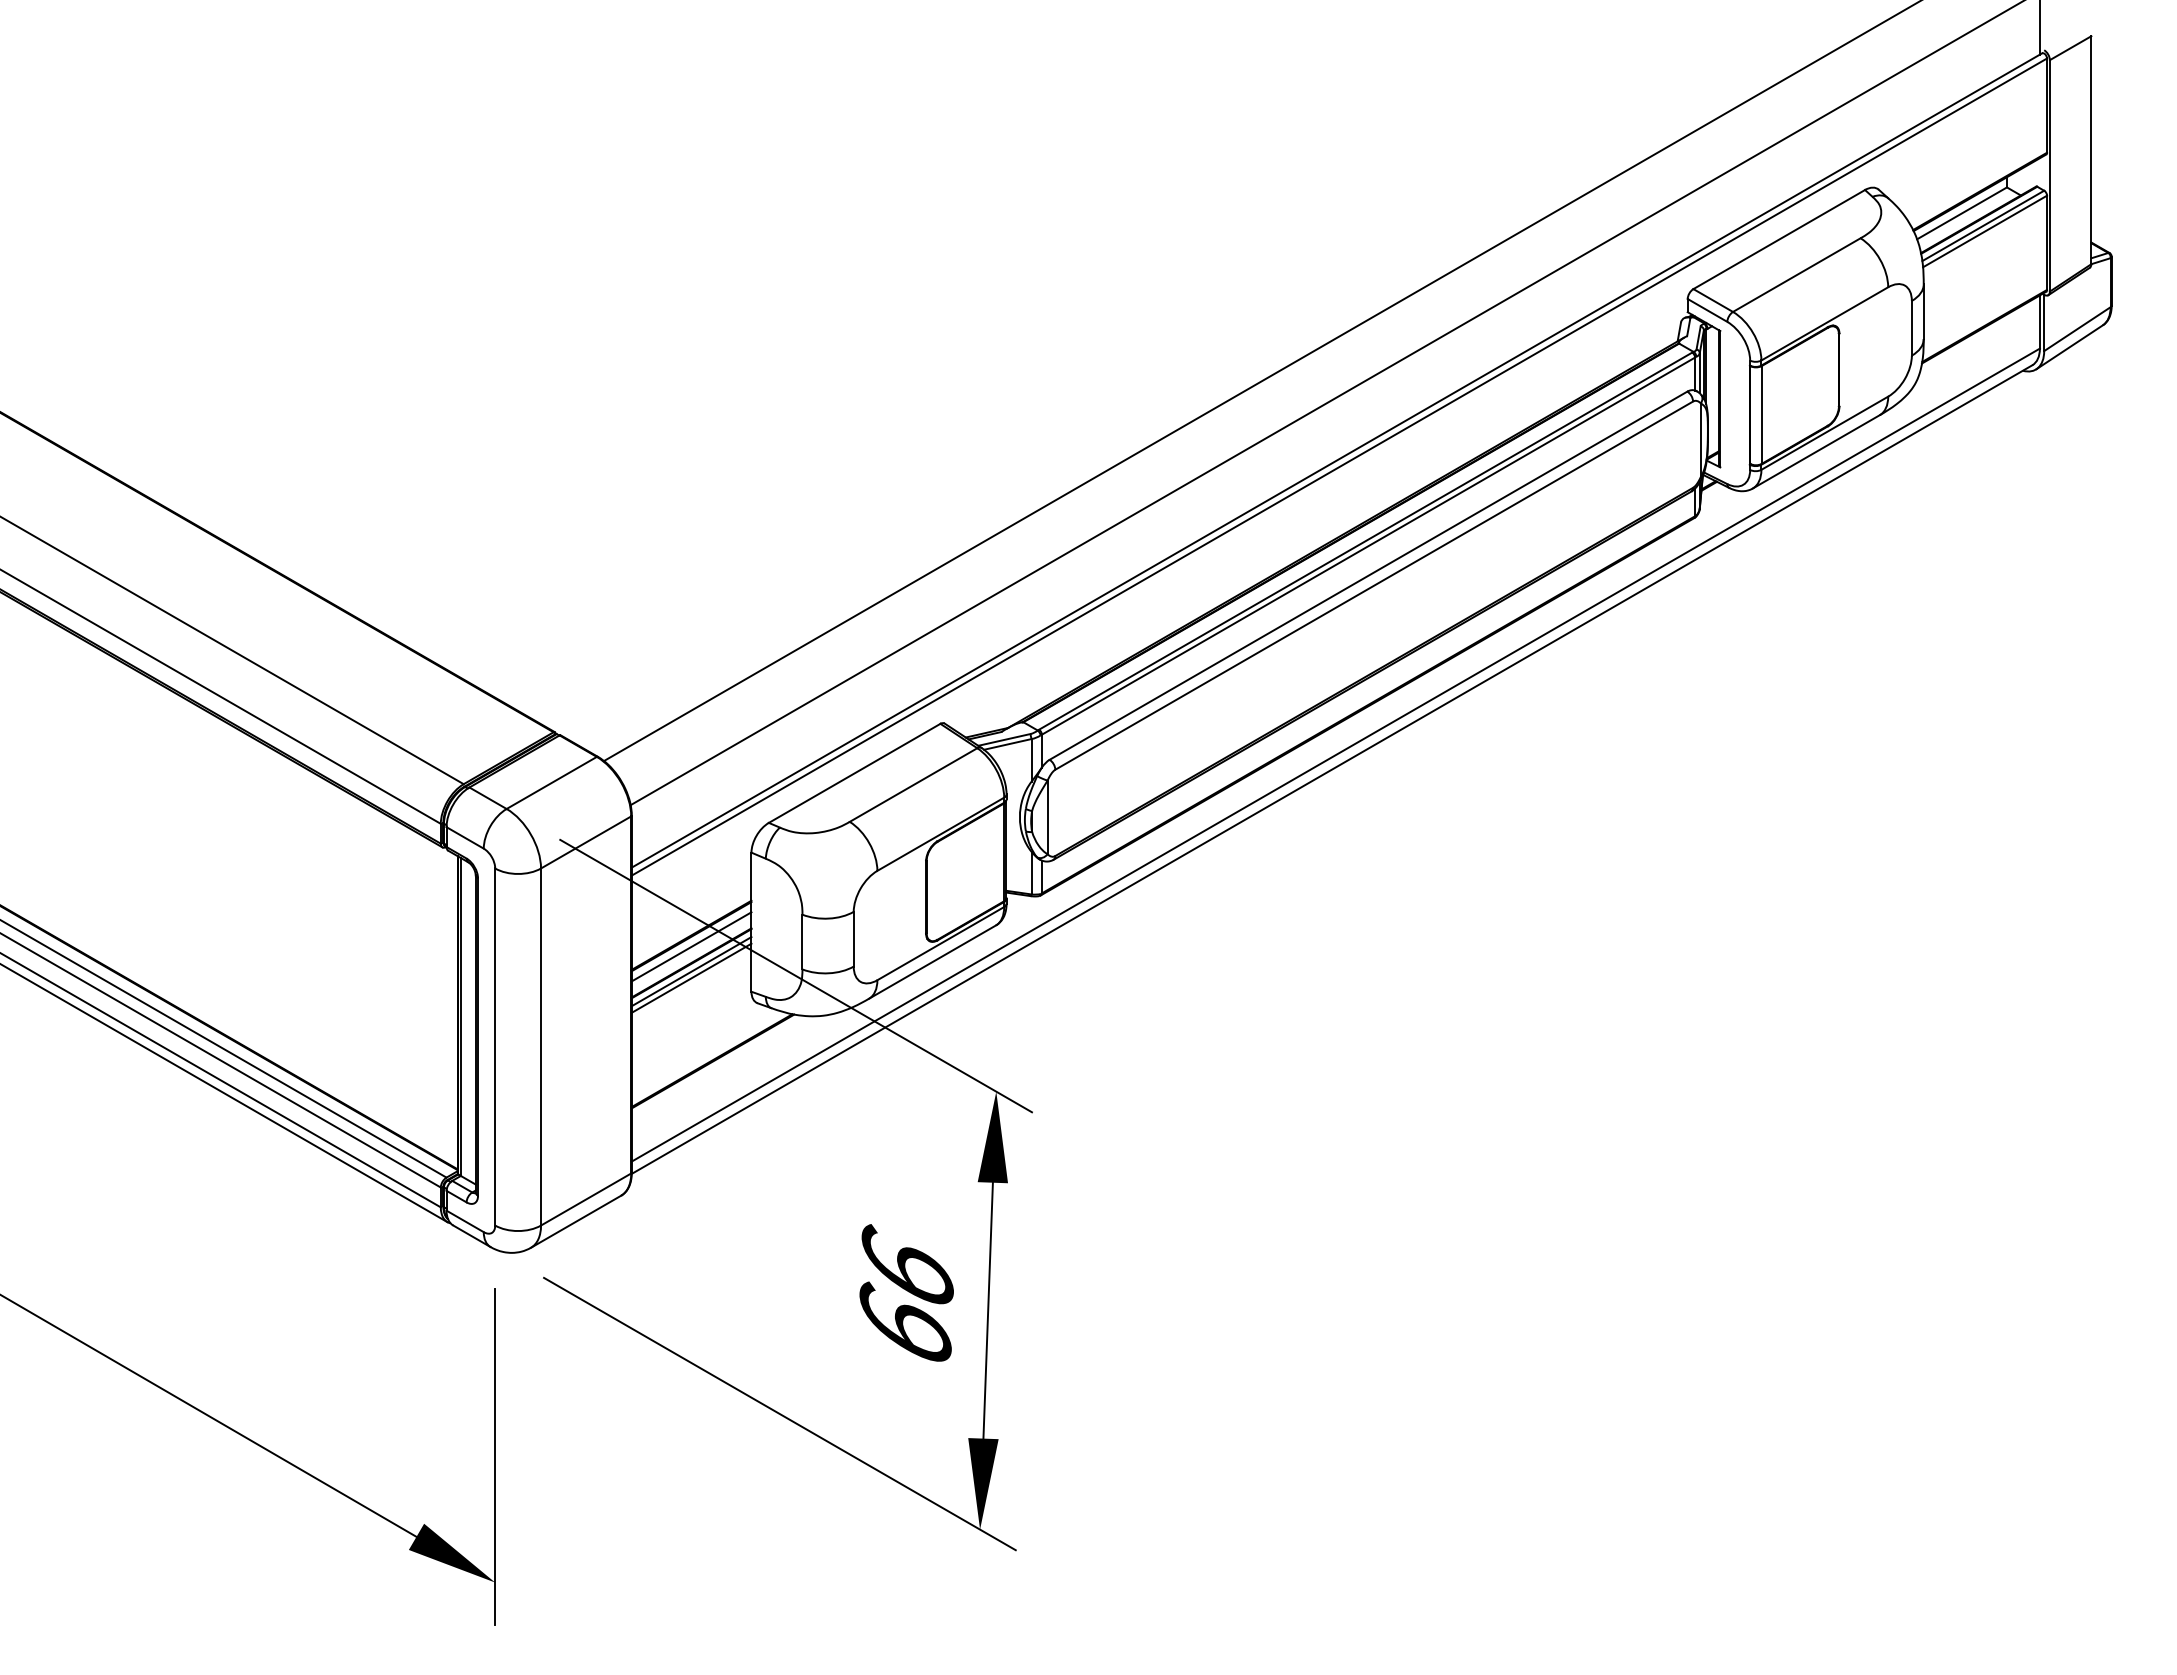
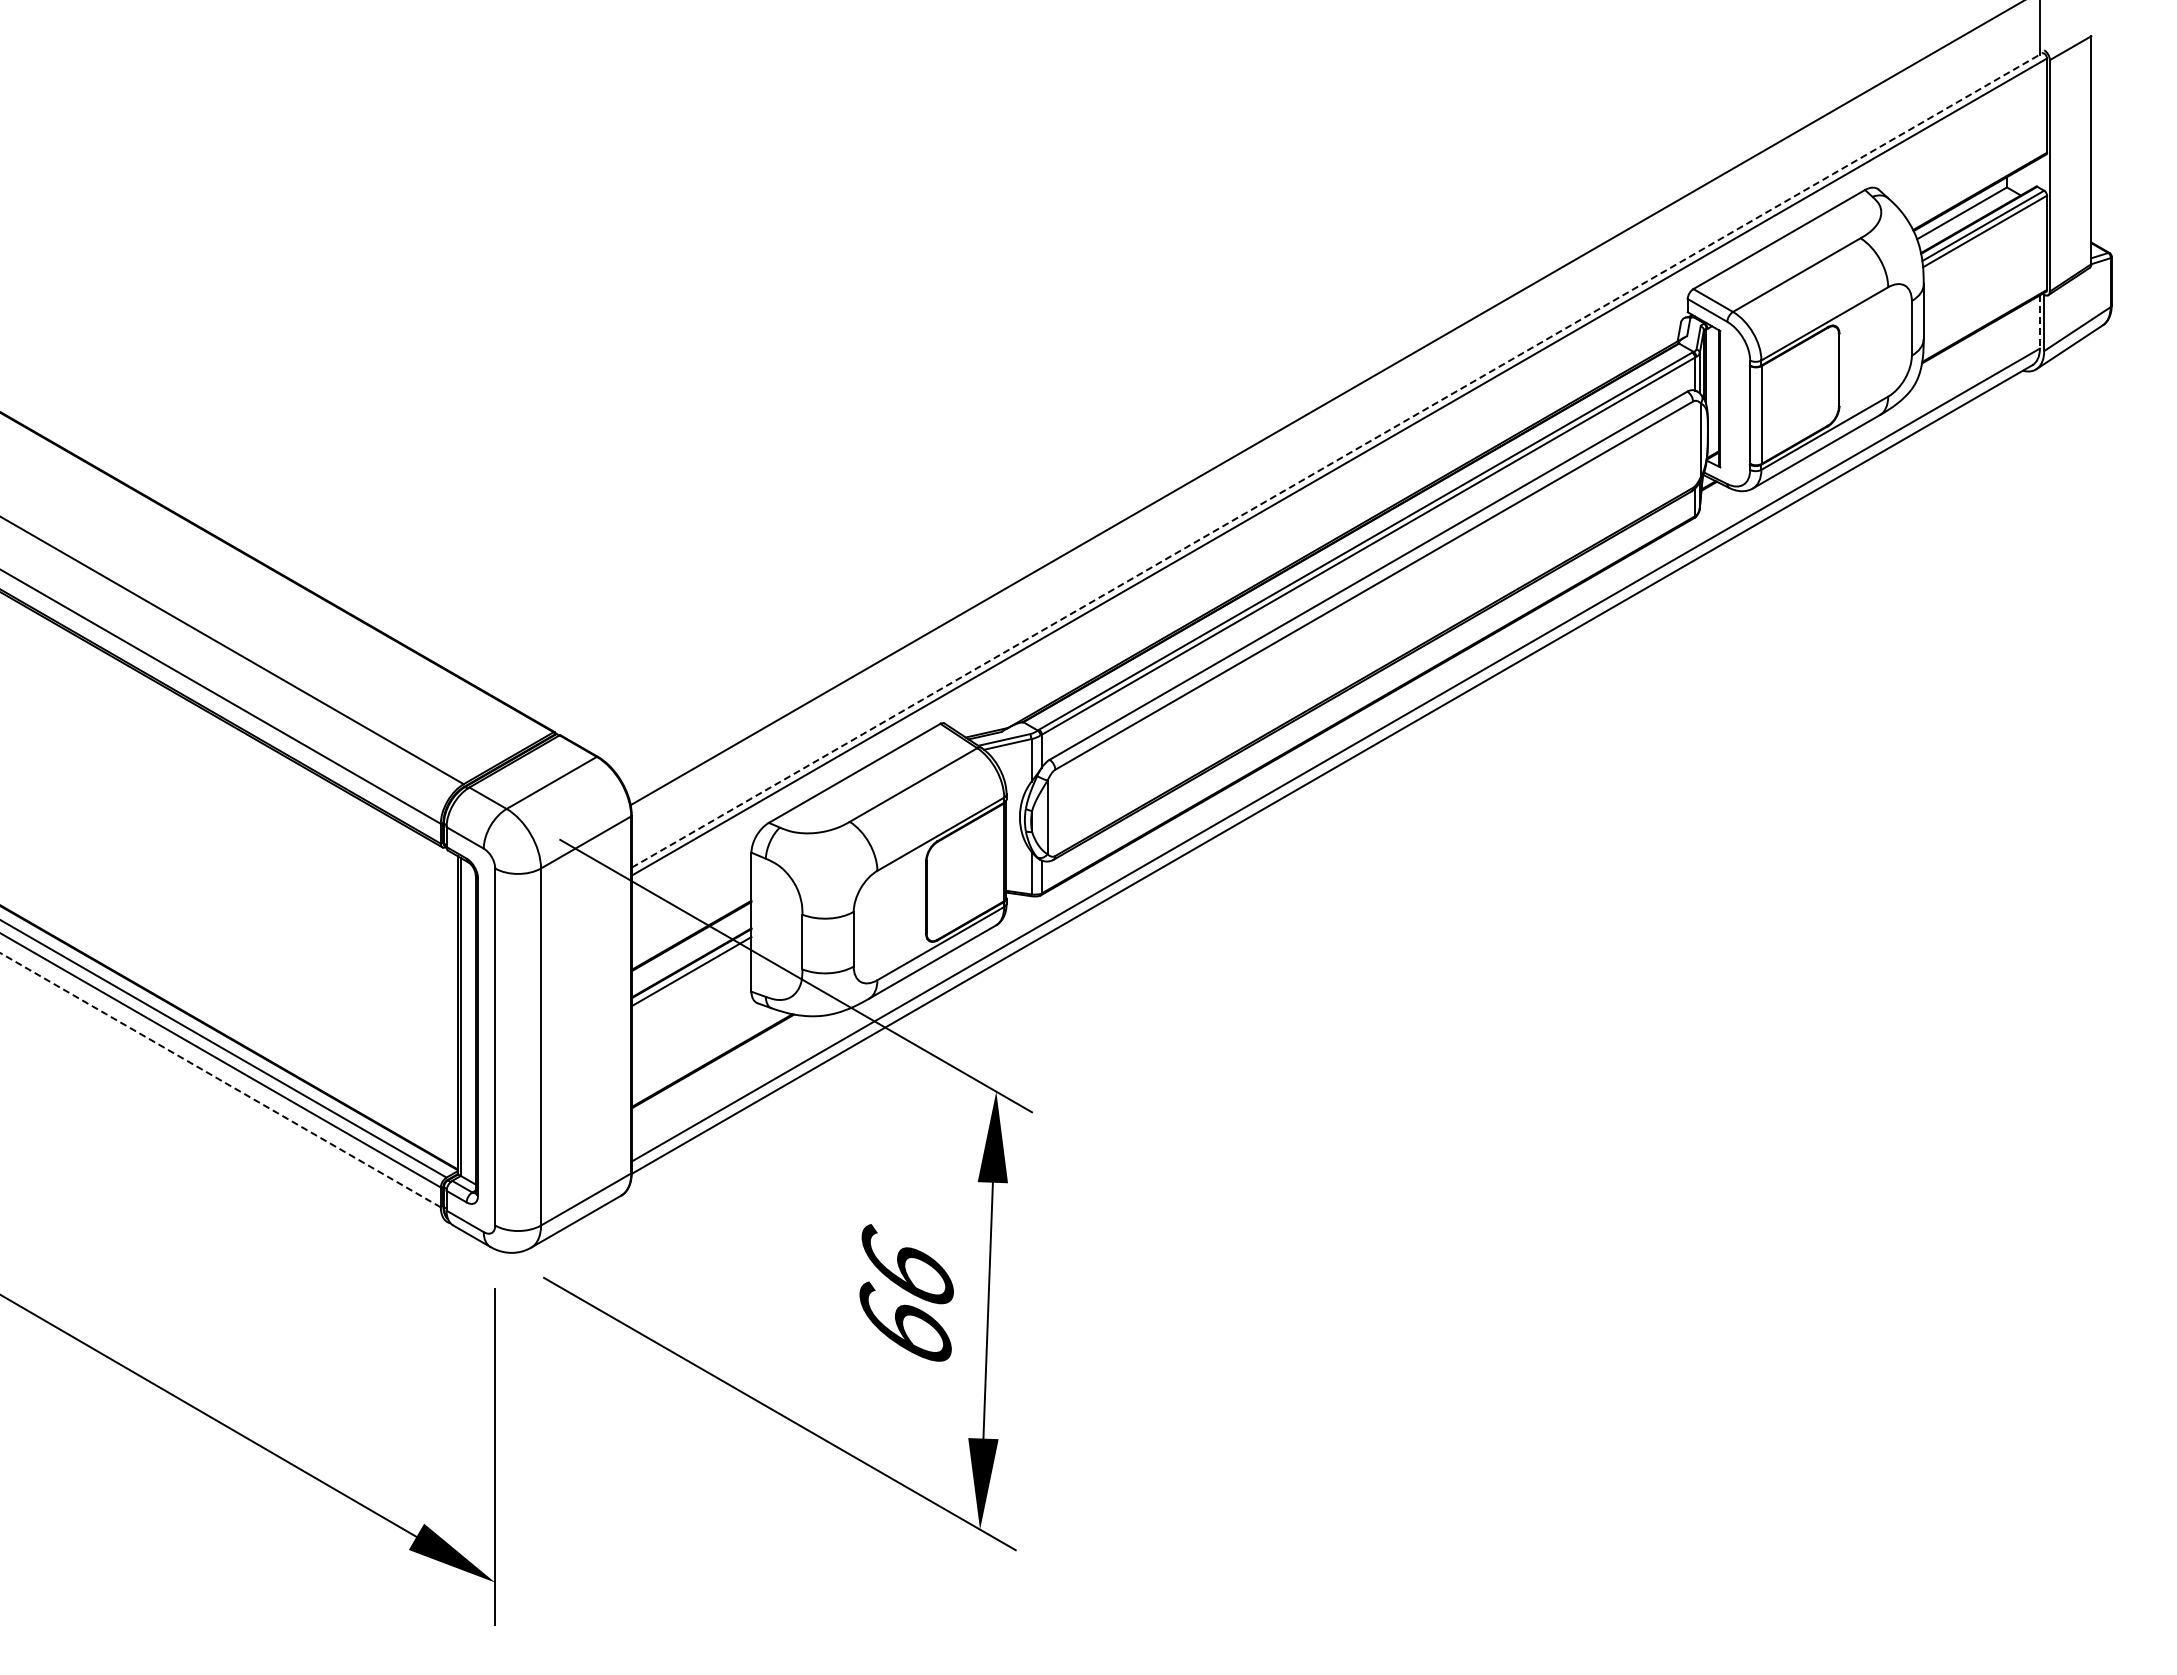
line: solid -> dashed (2039, 322)
line: present -> none (1260, 381)
line: solid -> dashed (1337, 460)
line: present -> none (691, 946)
line: present -> none (691, 977)
line: solid -> dashed (220, 1079)
line: present -> none (224, 1093)
